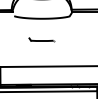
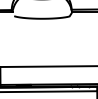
part: present -> none (41, 39)
